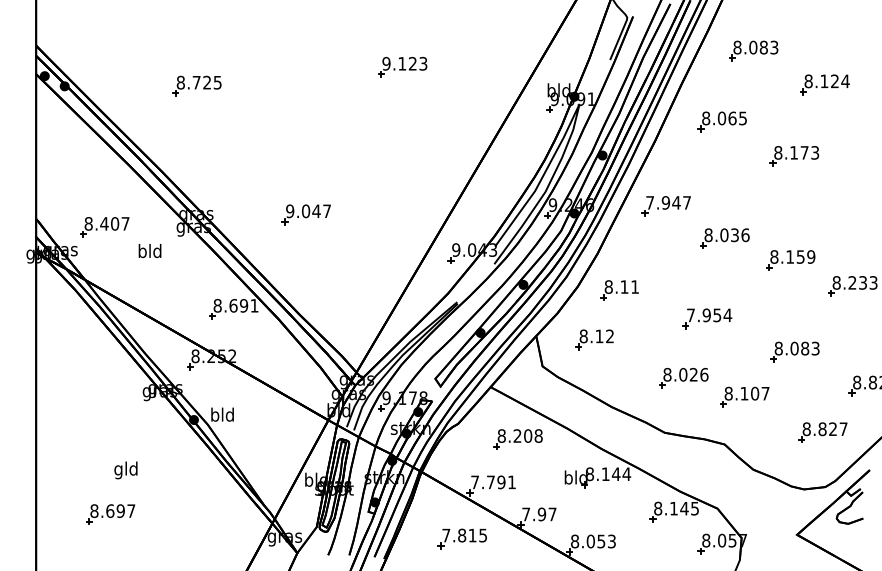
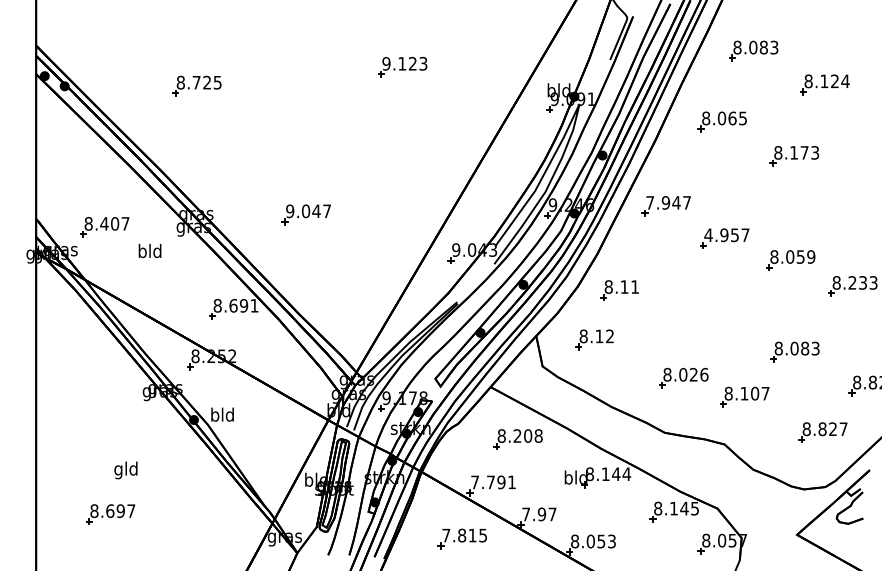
text: 8.036 -> 4.957 (726, 235)
text: 8.159 -> 8.059 (790, 256)
part: present -> none (707, 318)
